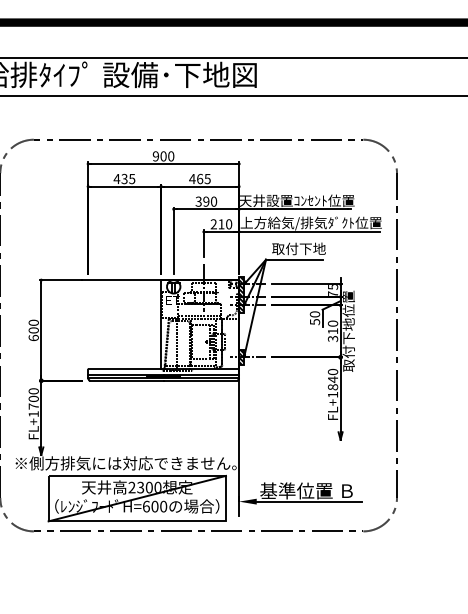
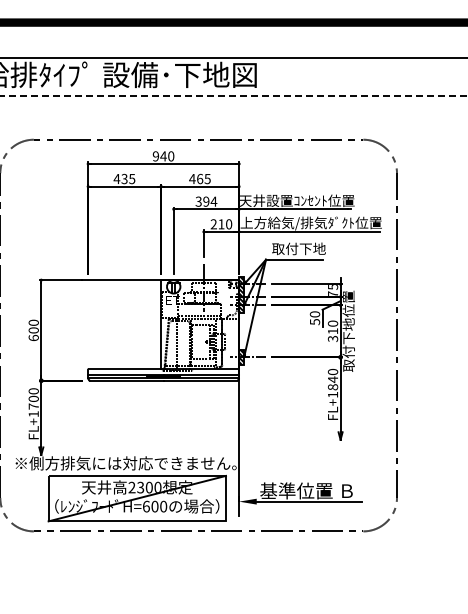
line: solid -> dashed (234, 95)
text: 900 -> 940 (163, 156)
text: 390 -> 394 (213, 201)
